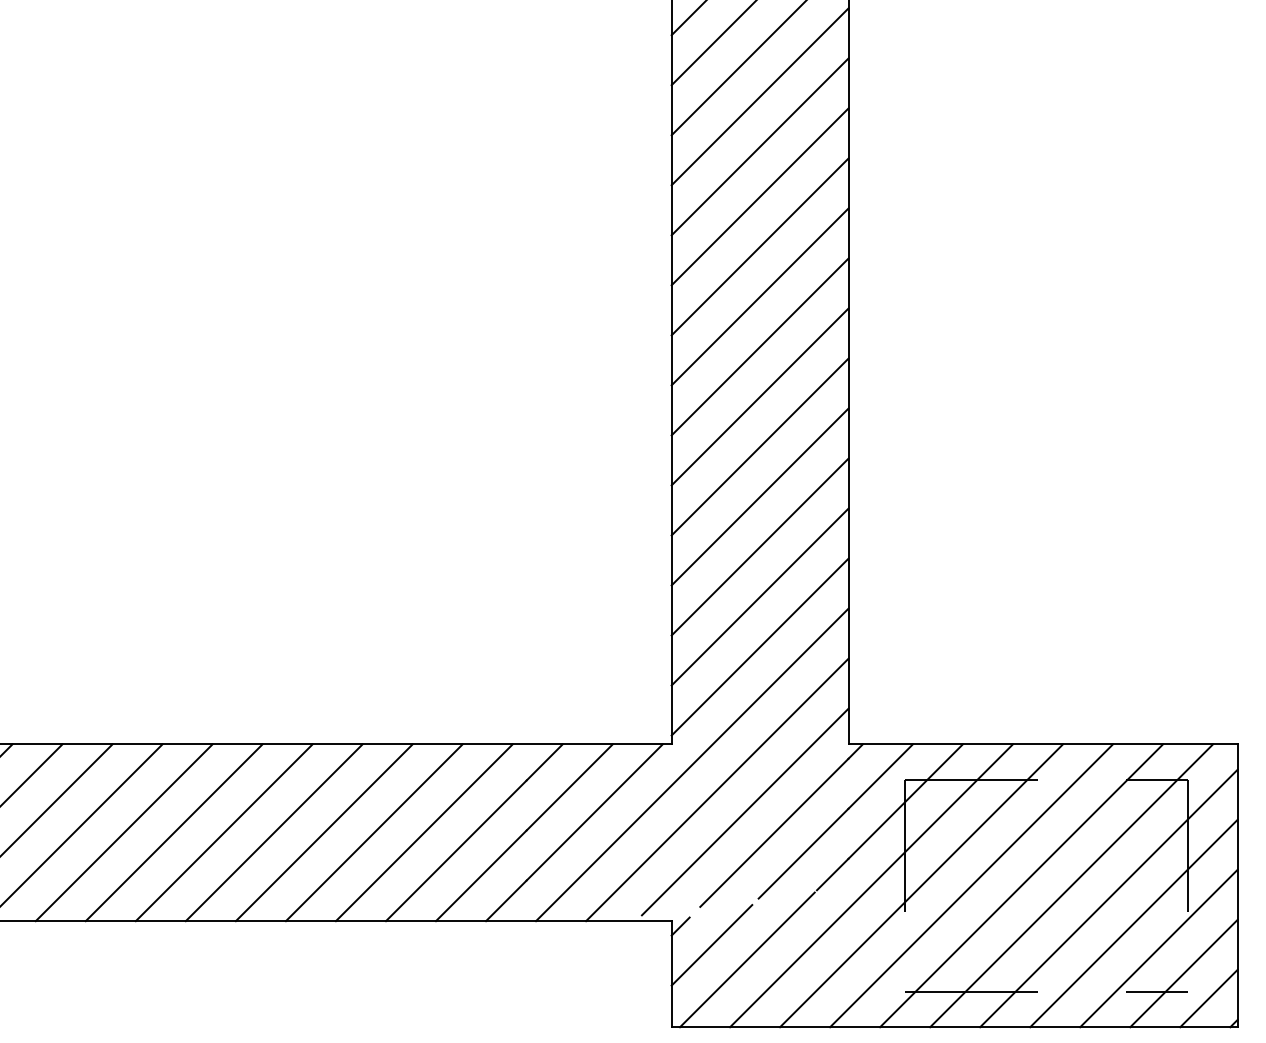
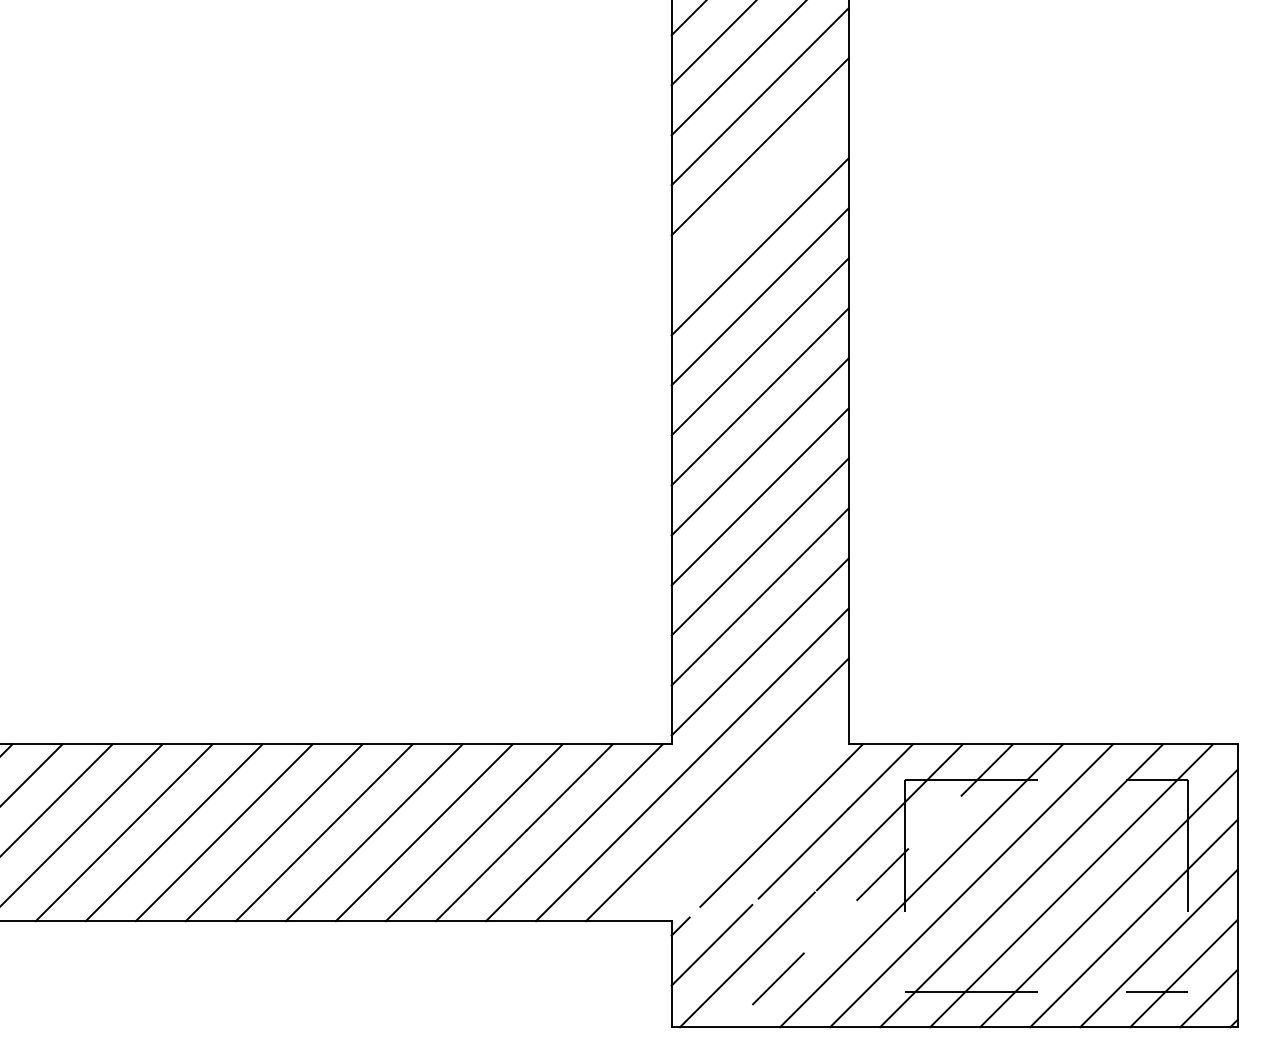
line: present -> none (759, 196)
line: present -> none (744, 811)
line: solid -> dashed (871, 886)
